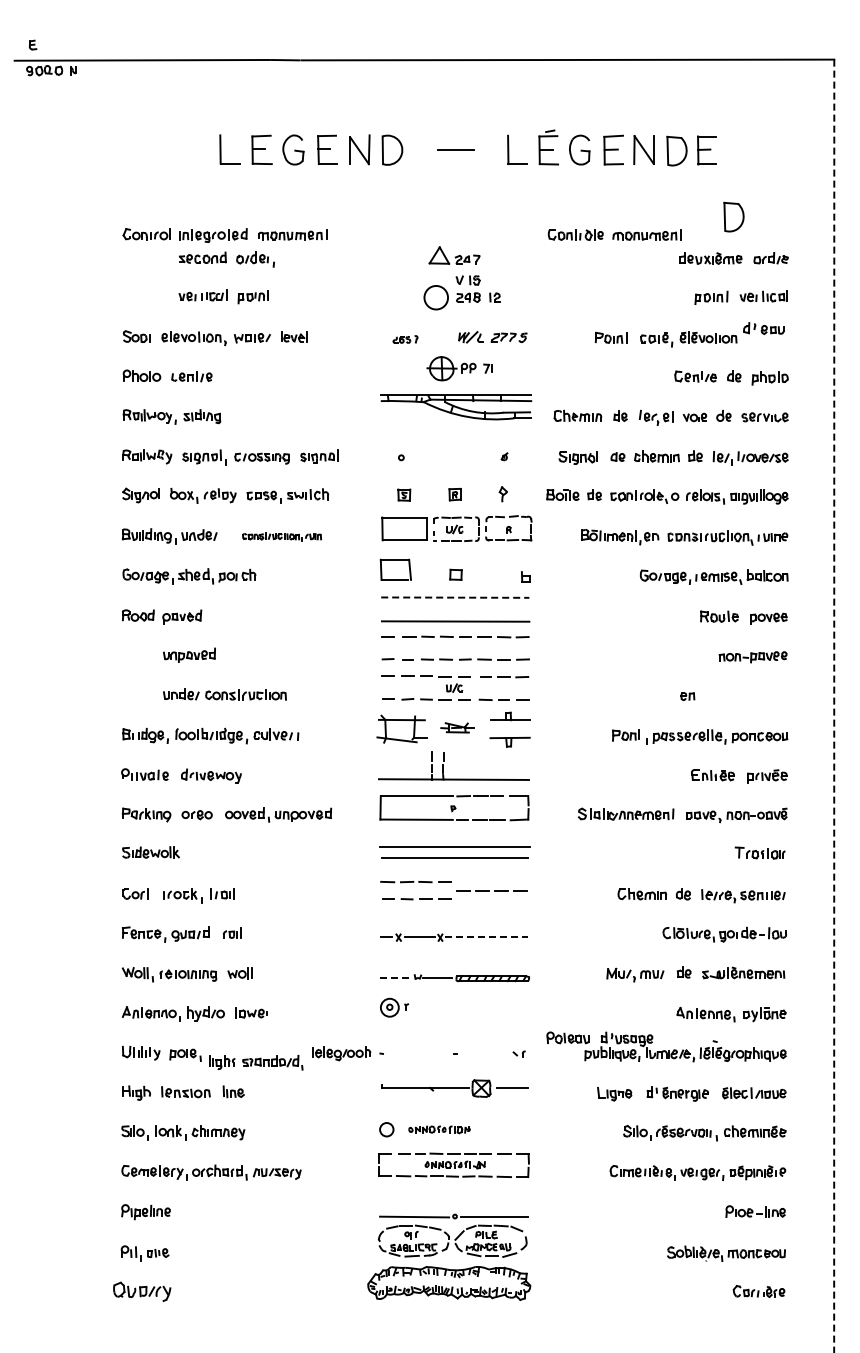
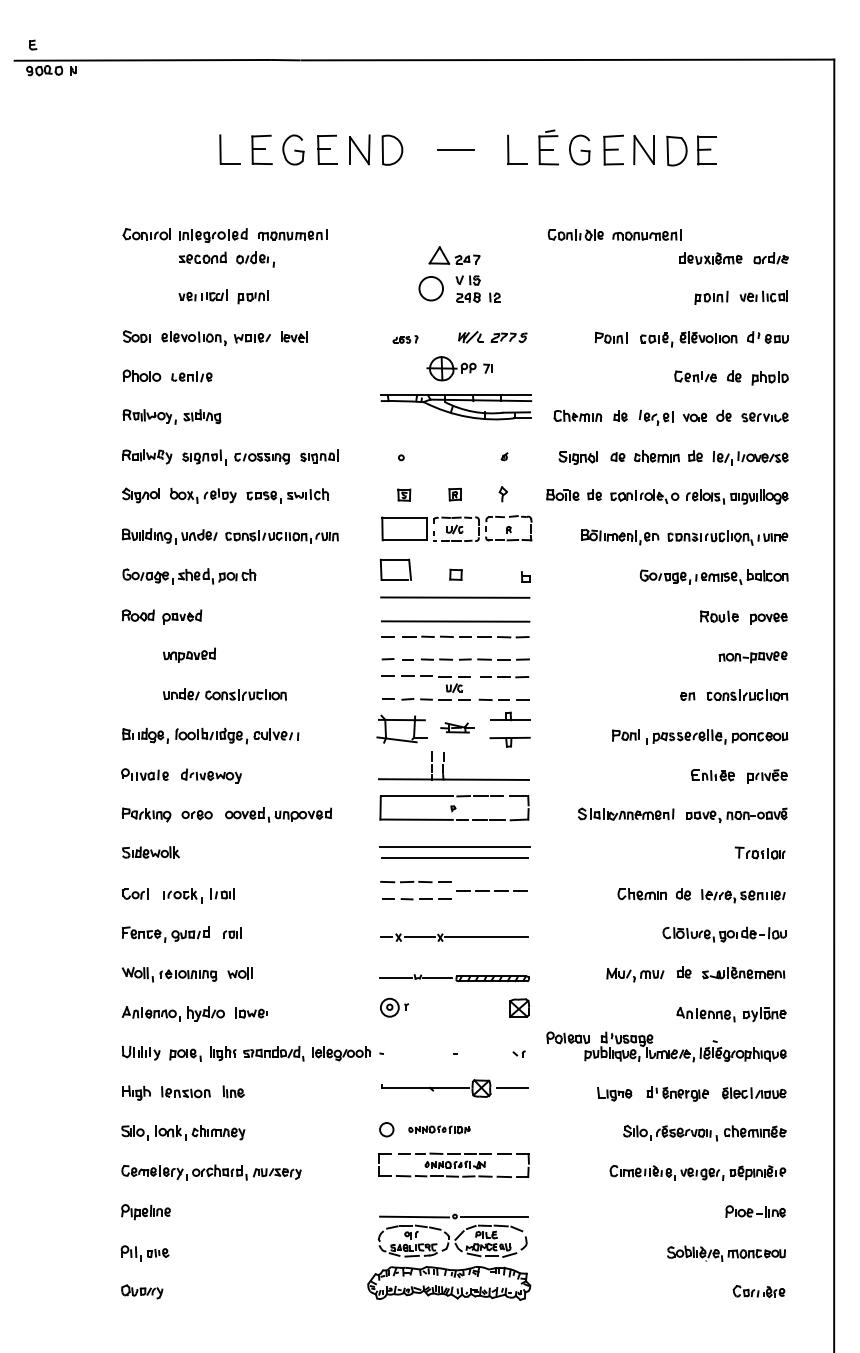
part: present -> none (733, 216)
circle position: (435, 297) -> (430, 288) (430, 288)
part position: (763, 328) -> (767, 337) (767, 337)
part size: 80x10 px -> 114x14 px (281, 536)
line: dashed -> solid (455, 597)
part: none -> present (747, 695)
line: dashed -> solid (834, 706)
line: dashed -> solid (486, 937)
line: dashed -> solid (396, 978)
part: none -> present (519, 1007)
part position: (256, 1062) -> (257, 1053) (257, 1053)
part size: 59x21 px -> 43x16 px (142, 1291)
